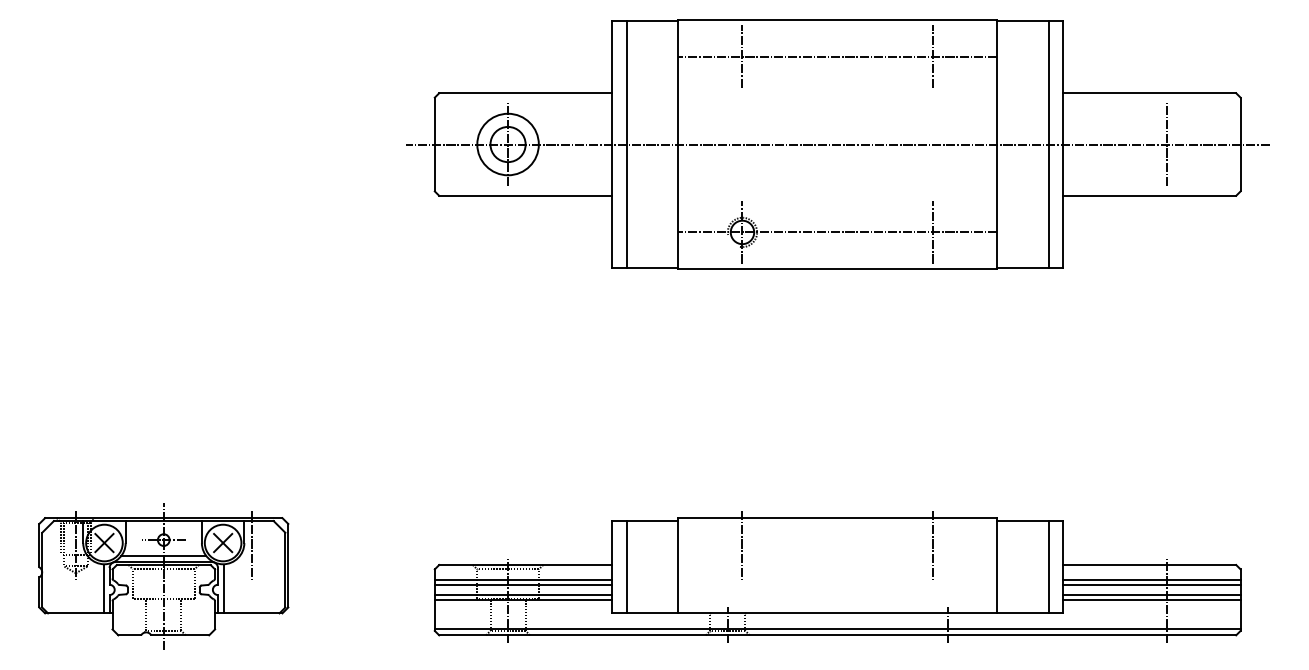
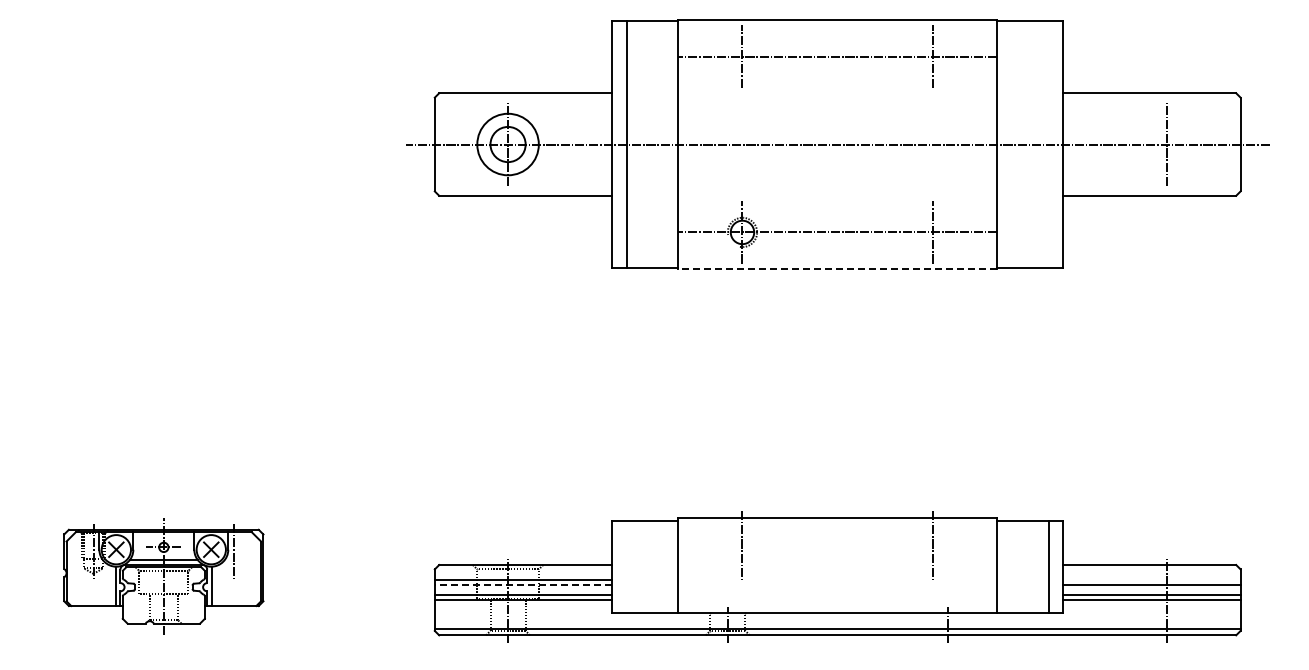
line: present -> none (1048, 144)
line: solid -> dashed (837, 269)
line: present -> none (626, 567)
part size: 252x147 px -> 202x117 px (163, 576)
line: present -> none (1151, 580)
line: solid -> dashed (523, 584)
